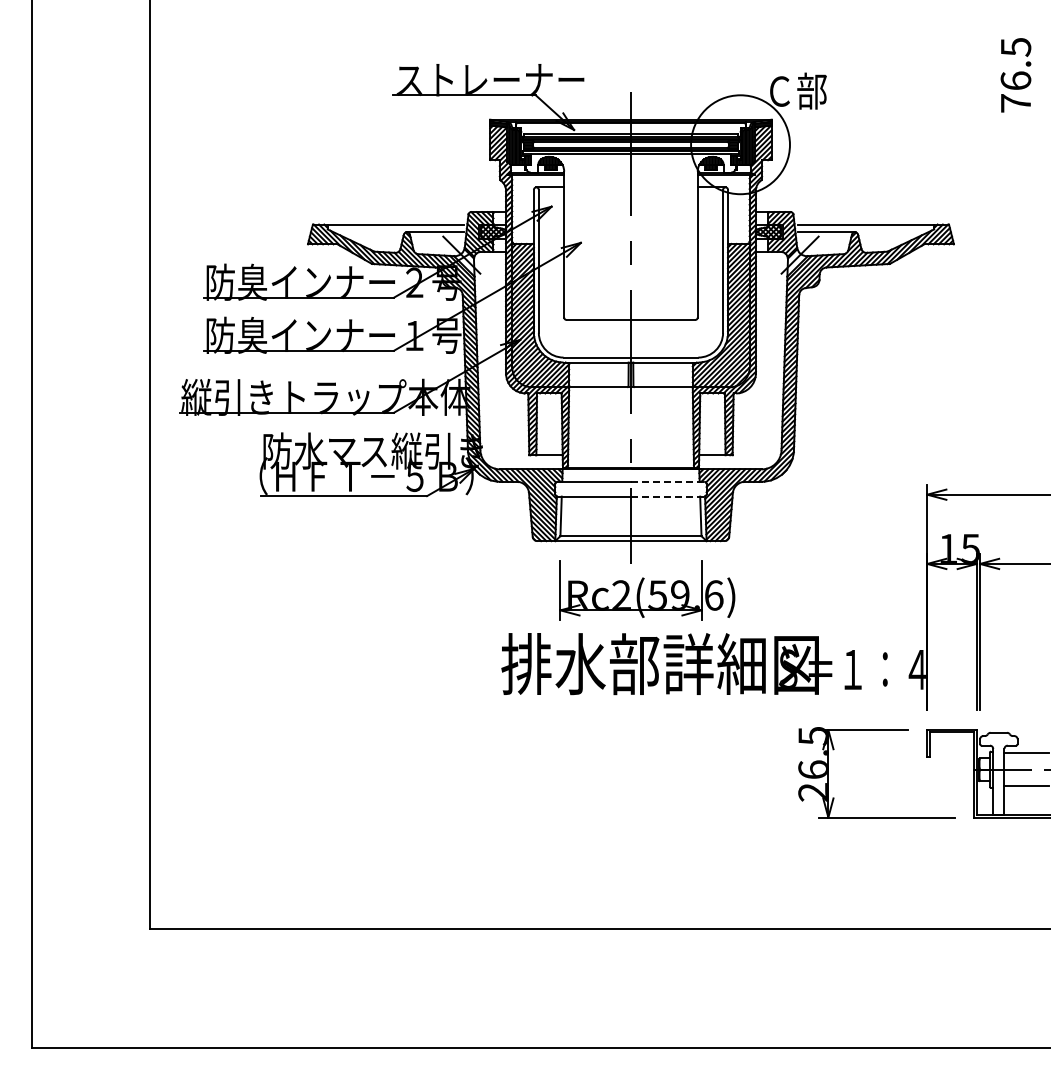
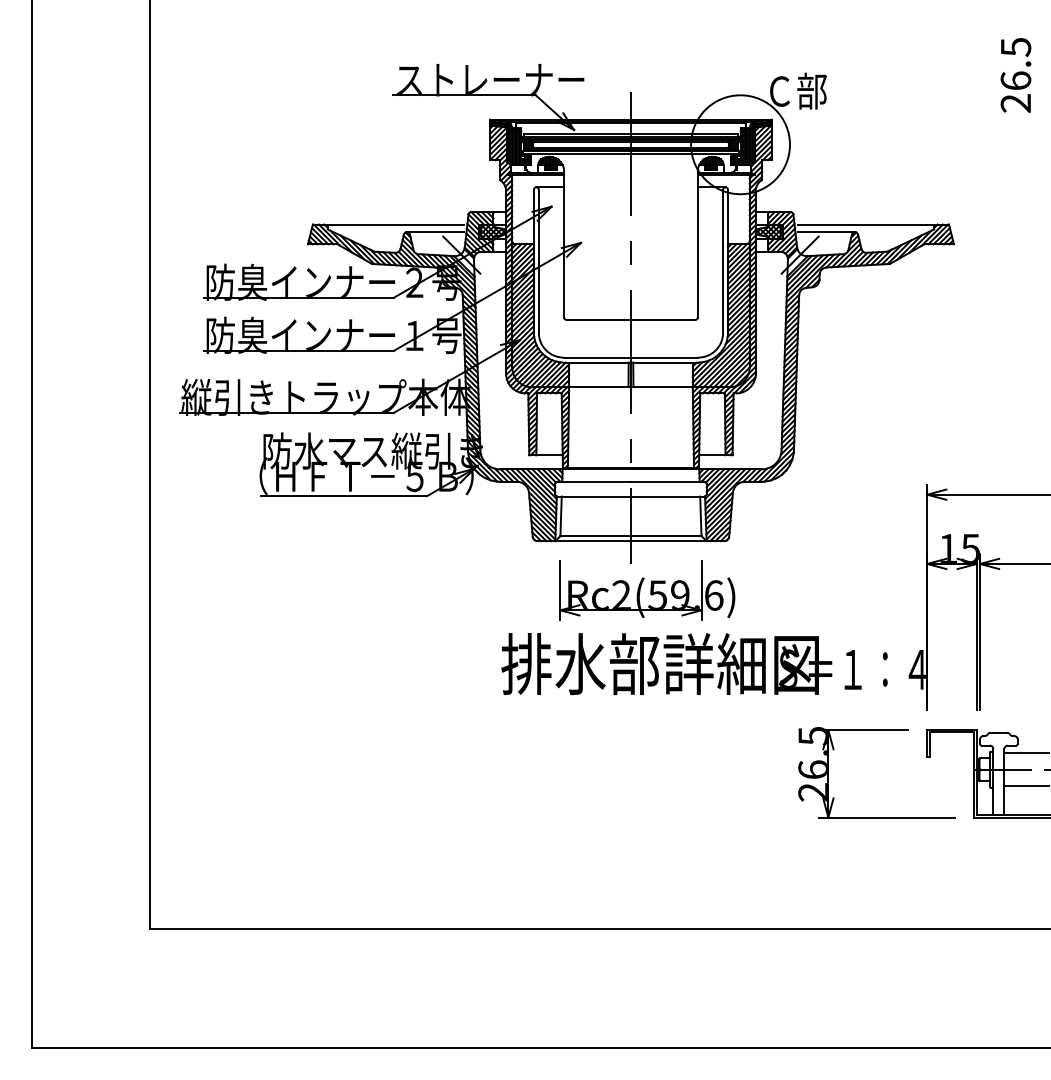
text: 76.5 -> 26.5 (1015, 103)
line: dashed -> solid (667, 481)
line: dashed -> solid (667, 496)
